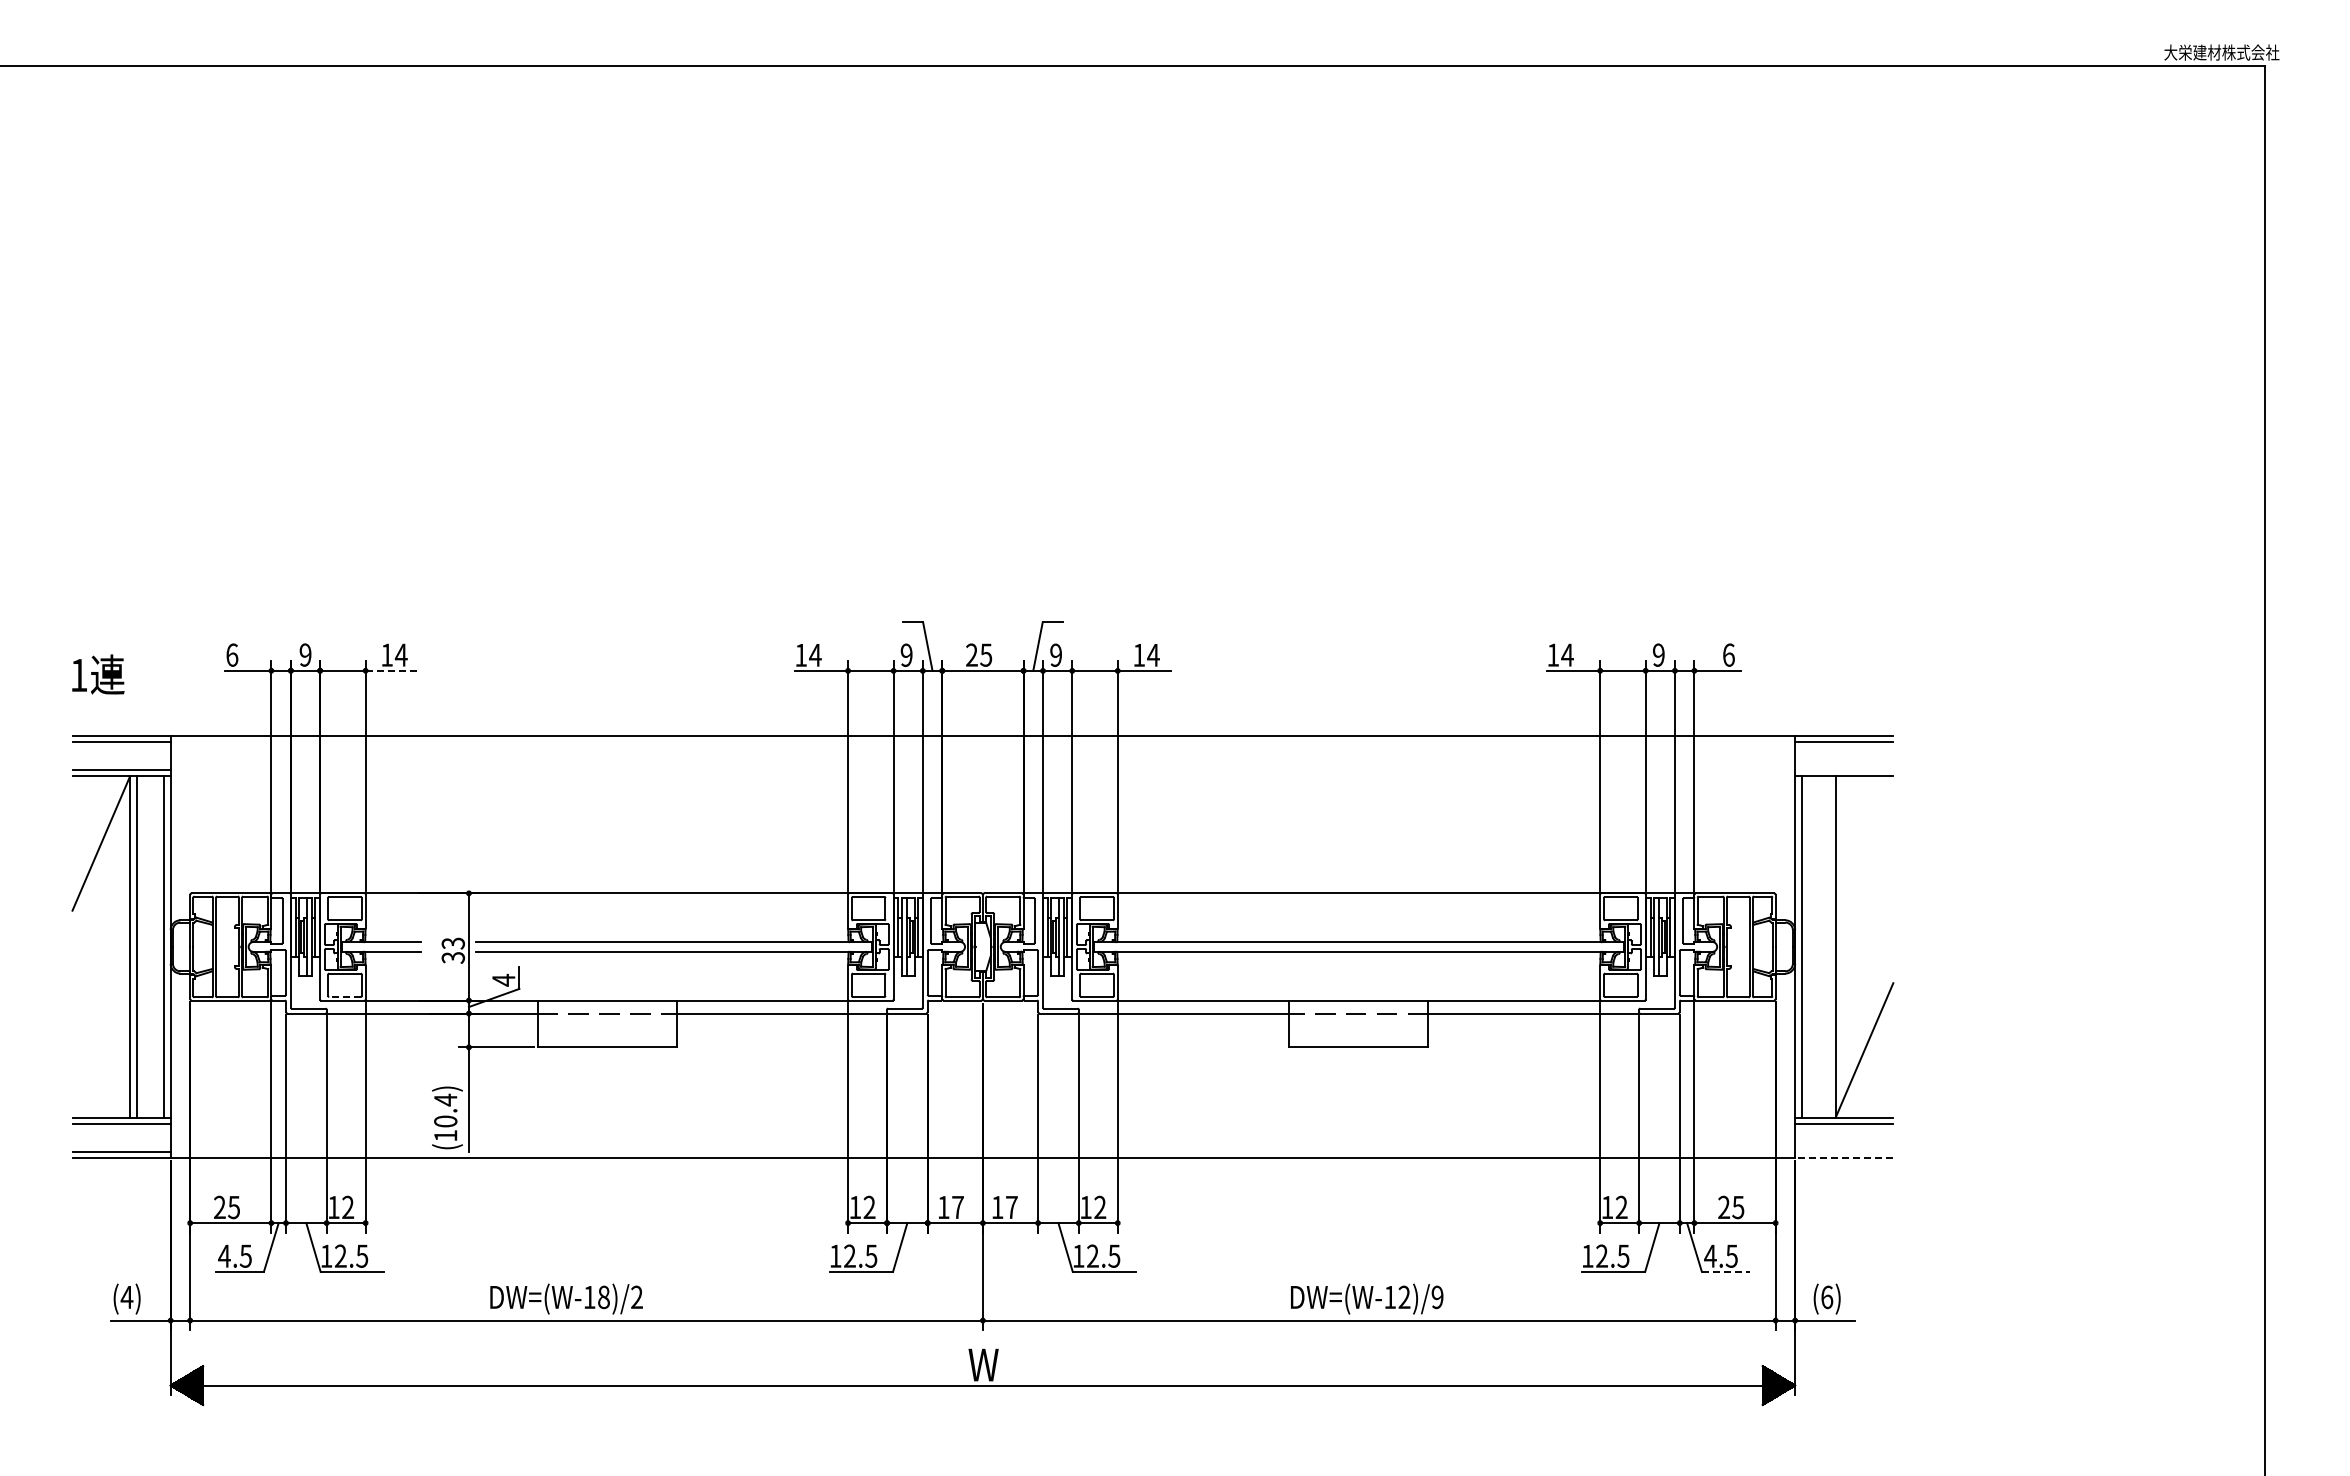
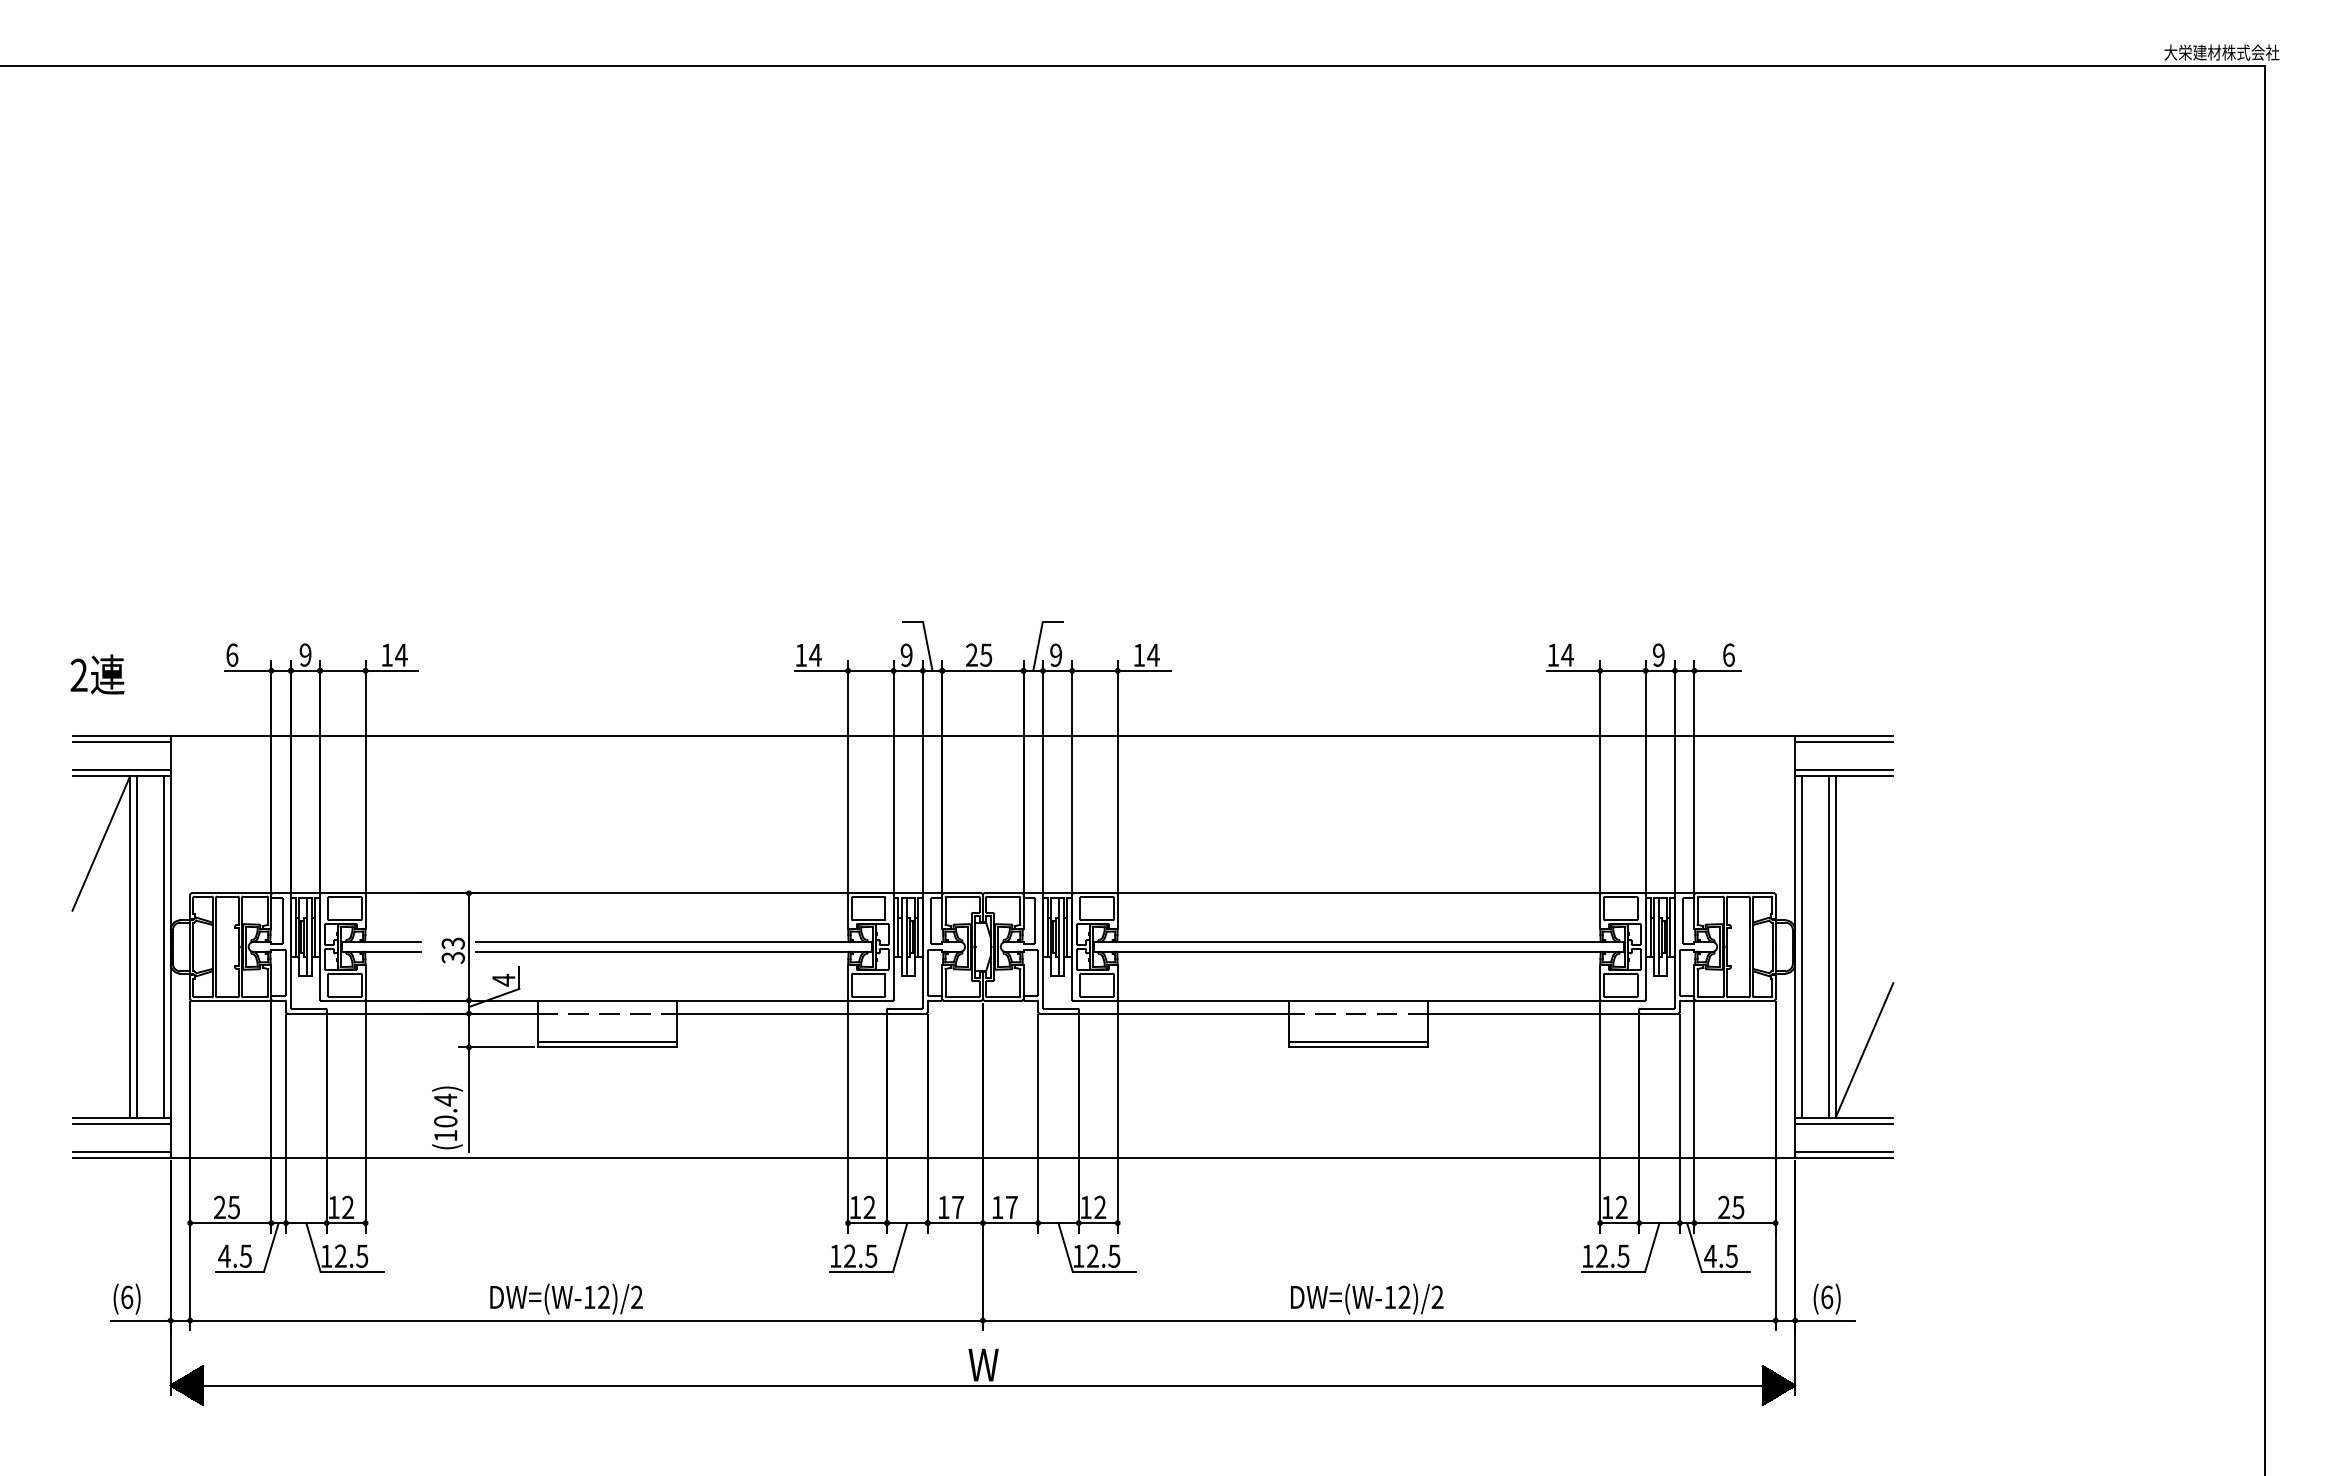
line: dashed -> solid (392, 670)
text: 1 -> 2 (78, 674)
line: none -> present (1844, 769)
line: none -> present (1829, 946)
line: dashed -> solid (344, 996)
line: none -> present (607, 1042)
line: none -> present (1358, 1042)
line: none -> present (1844, 1151)
line: dashed -> solid (1843, 1158)
line: dashed -> solid (1725, 1271)
text: (4) -> (6) (126, 1297)
text: DW=(W-18)/2 -> DW=(W-12)/2 (603, 1297)
text: DW=(W-12)/9 -> DW=(W-12)/2 (1437, 1297)
